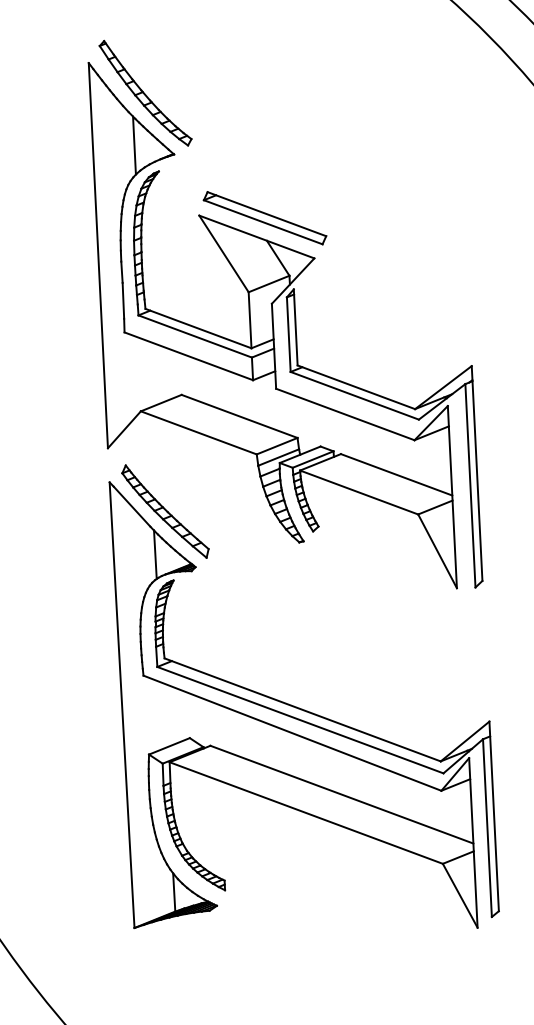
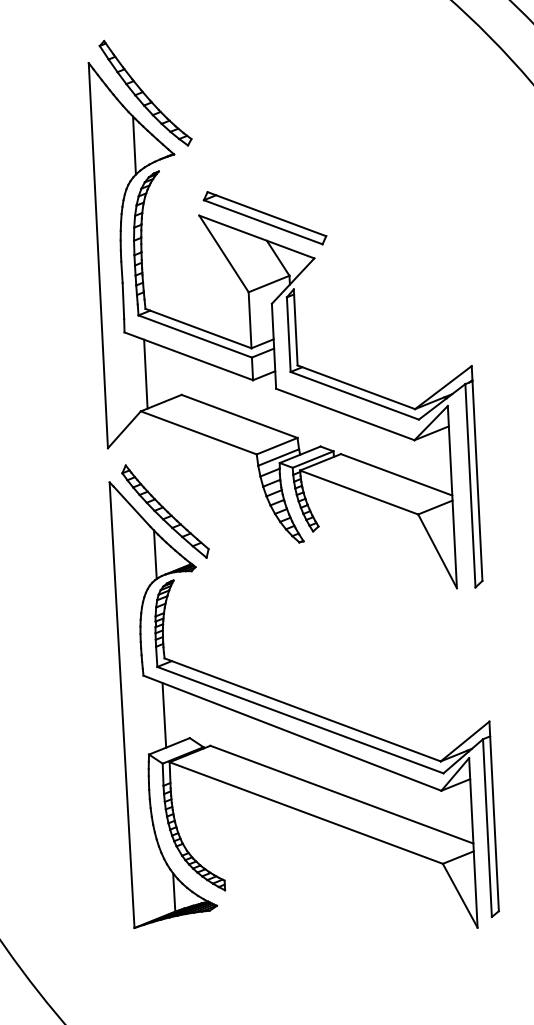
line: none -> present (145, 373)
line: none -> present (164, 715)
